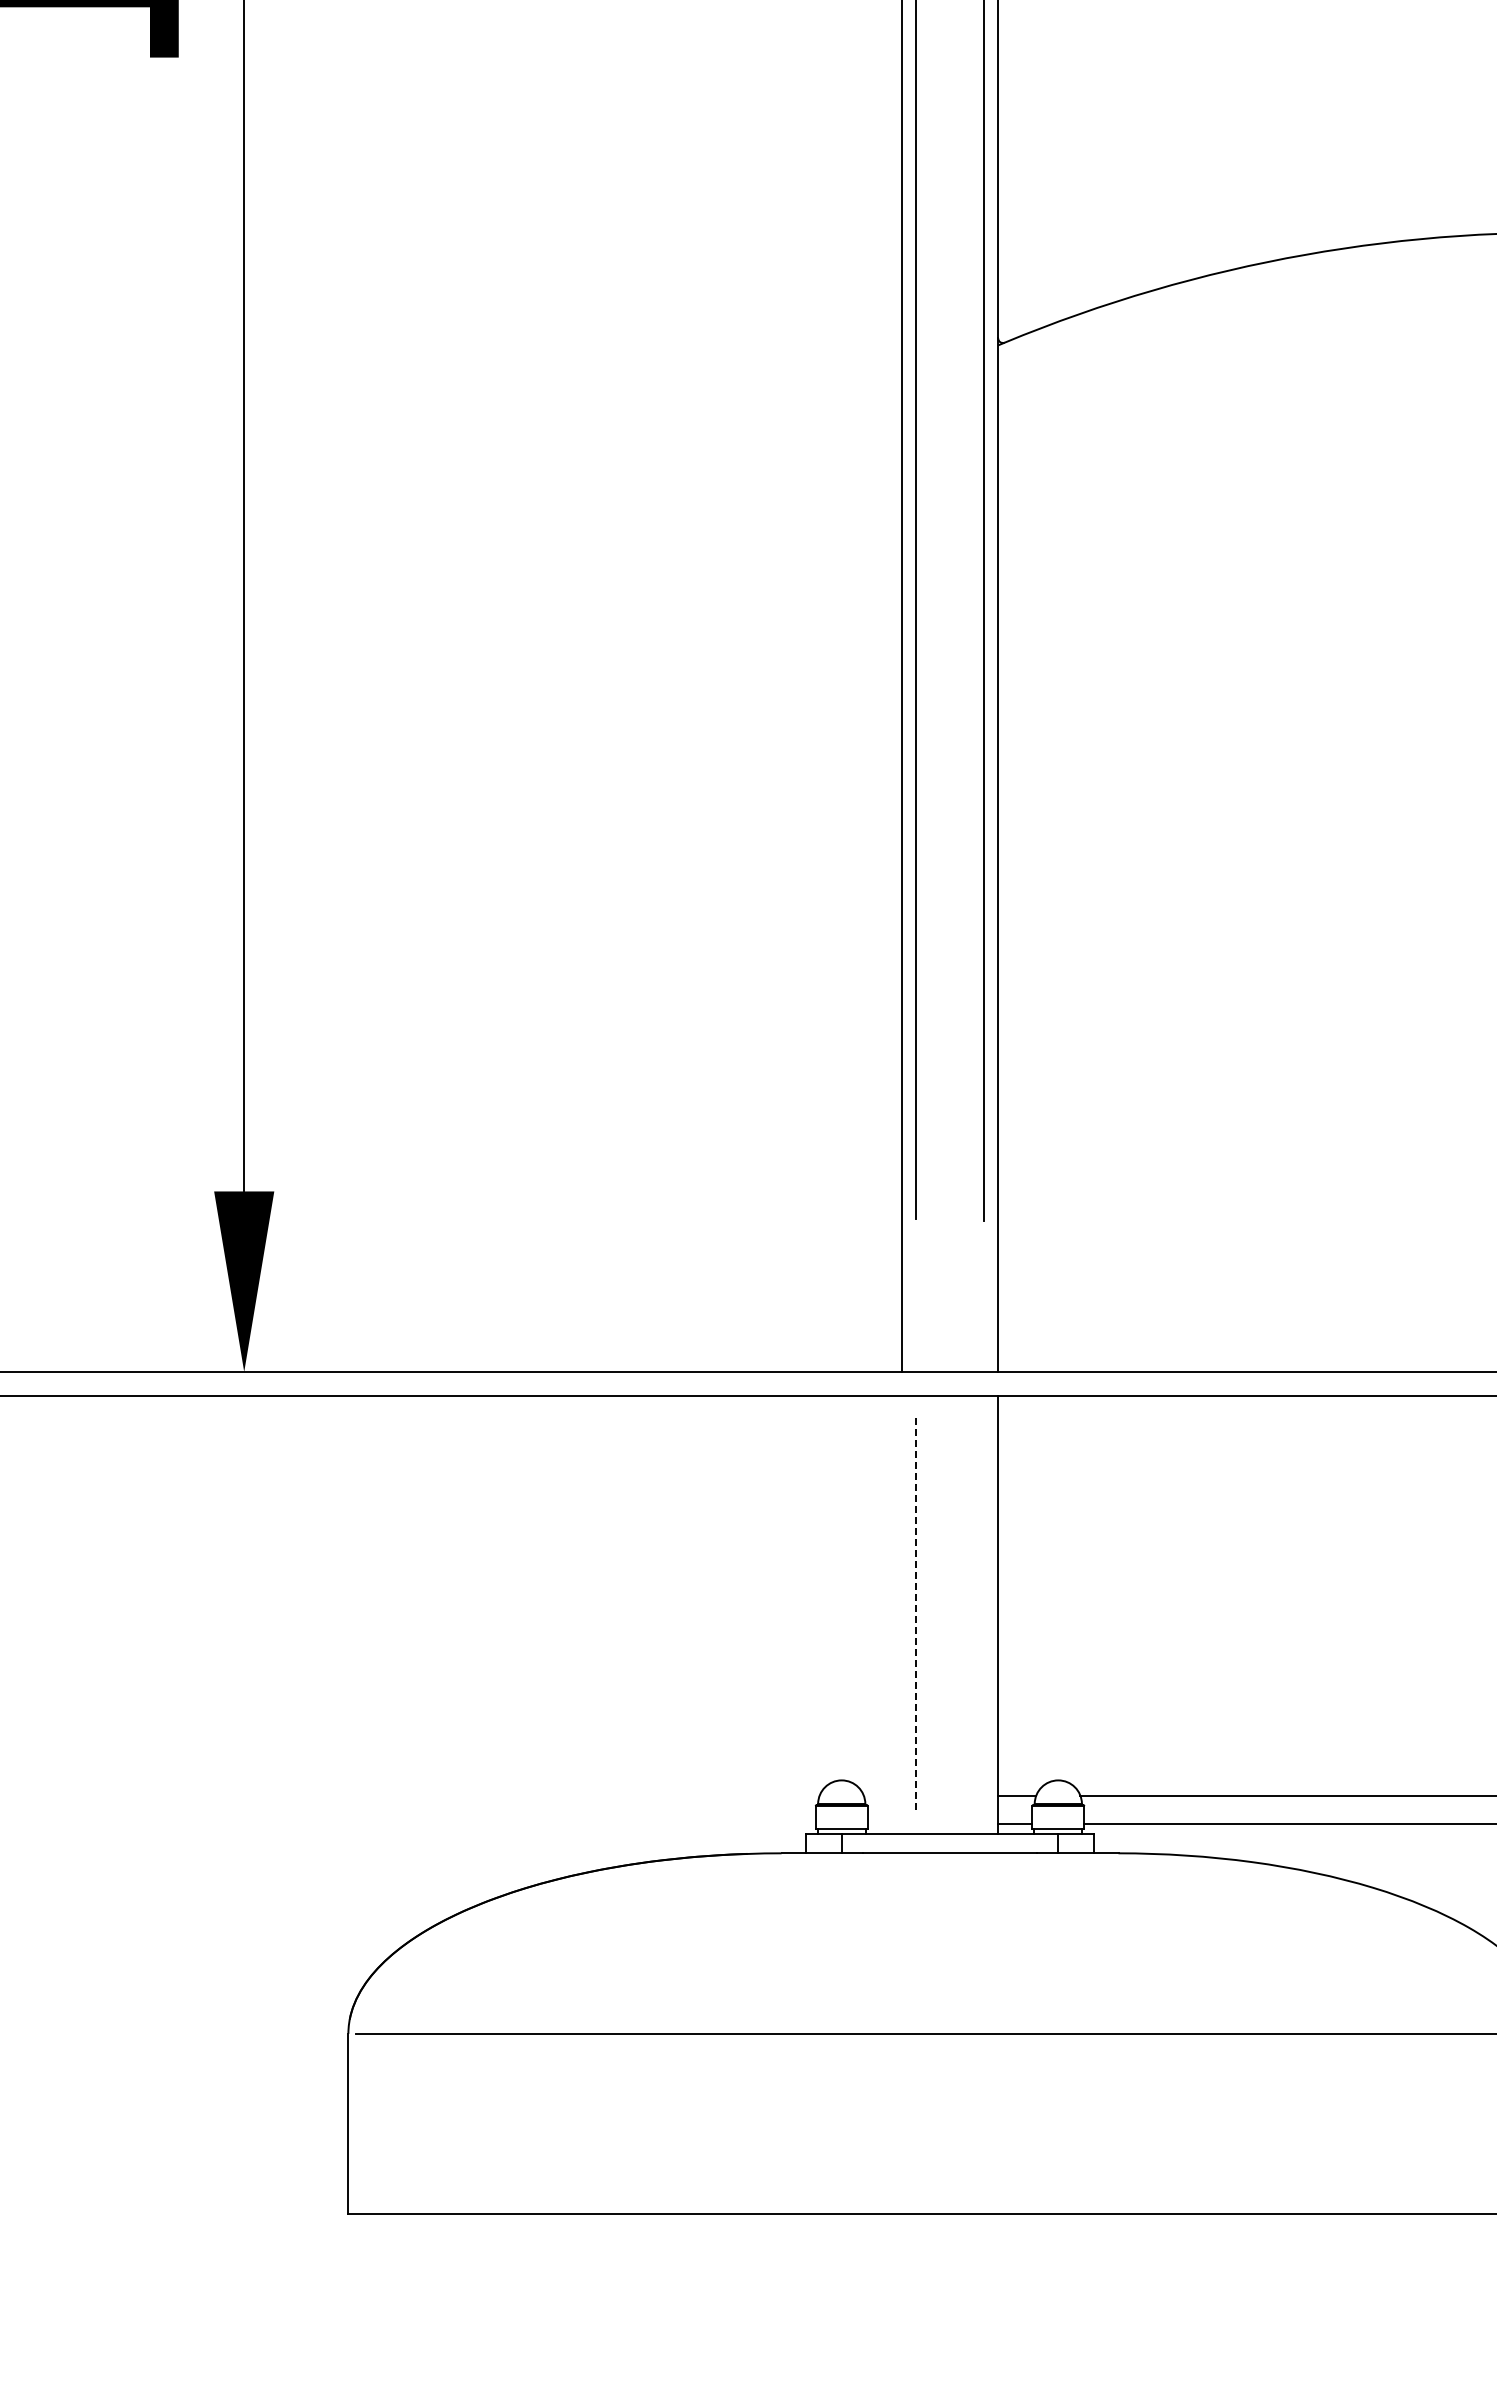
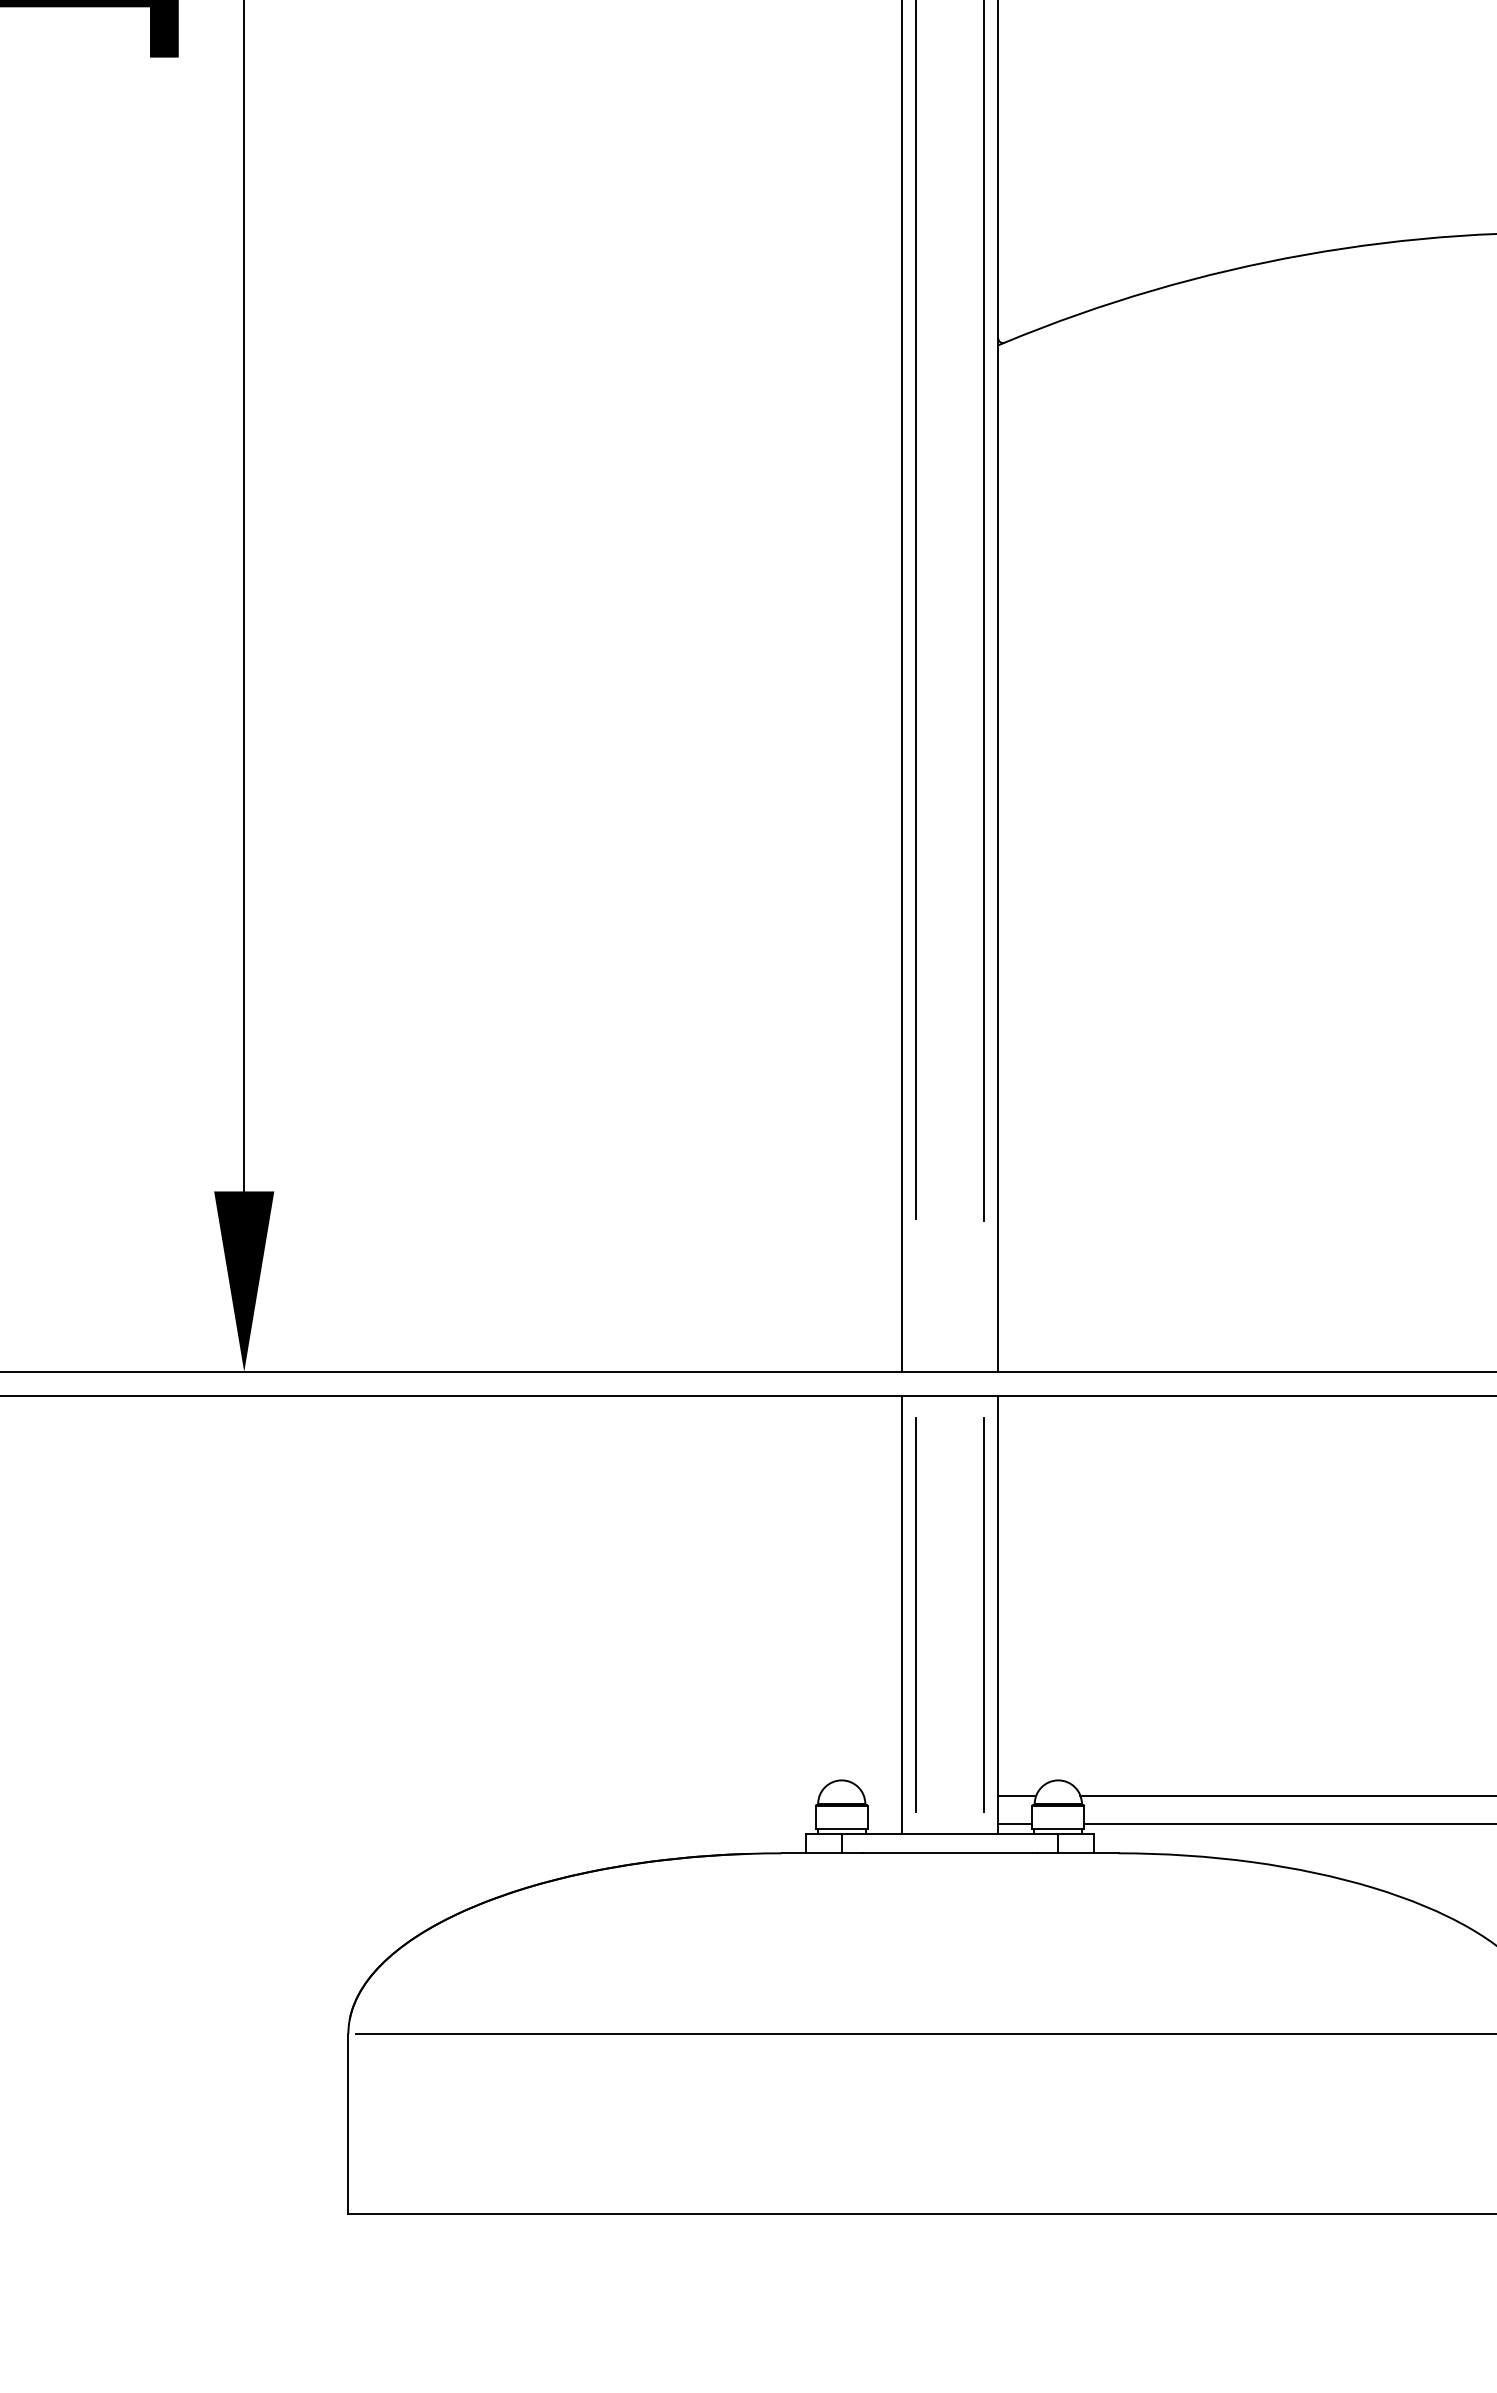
line: none -> present (983, 1614)
line: none -> present (901, 1615)
line: dashed -> solid (916, 1615)
